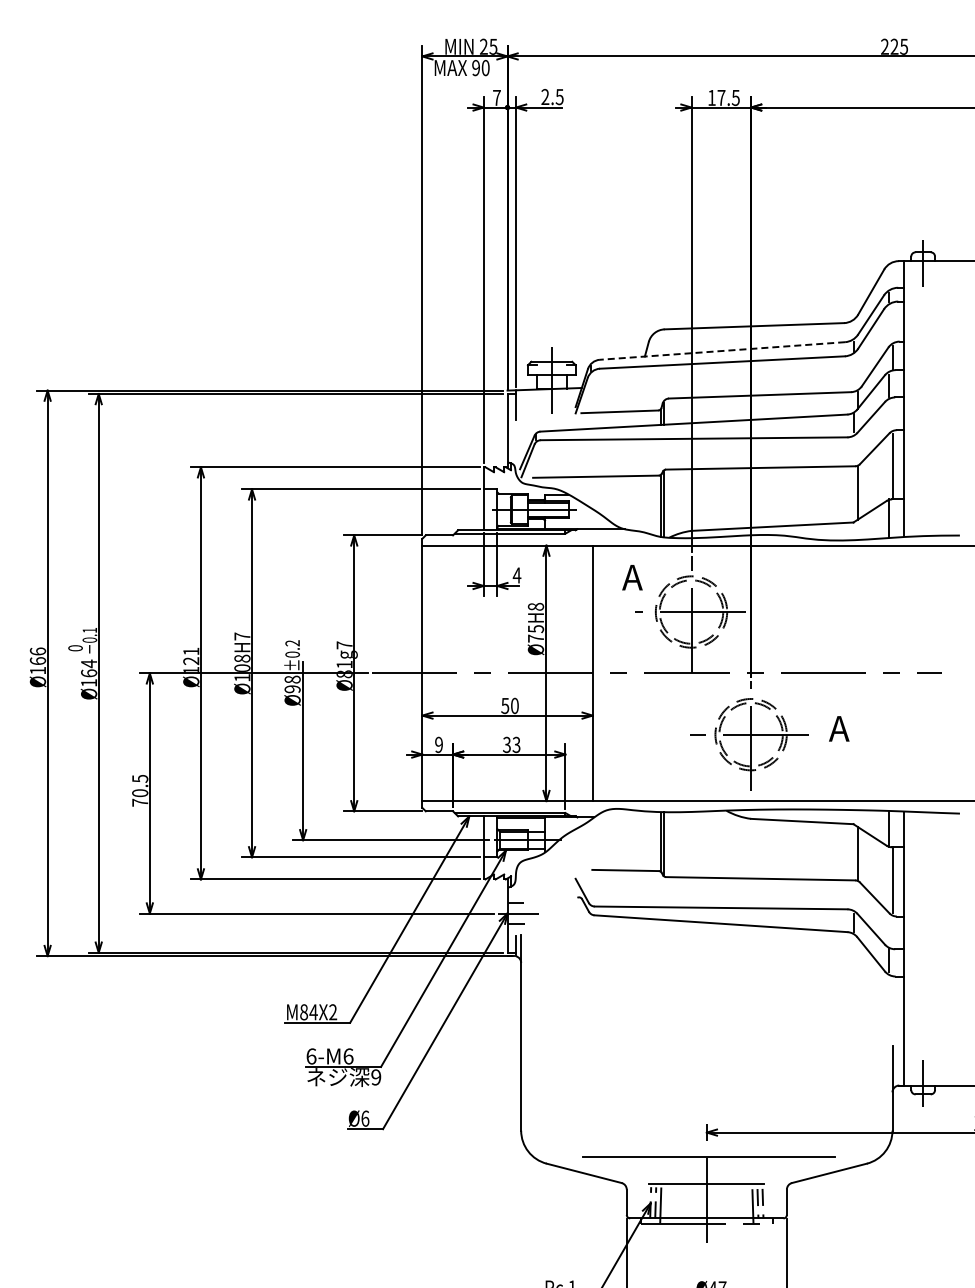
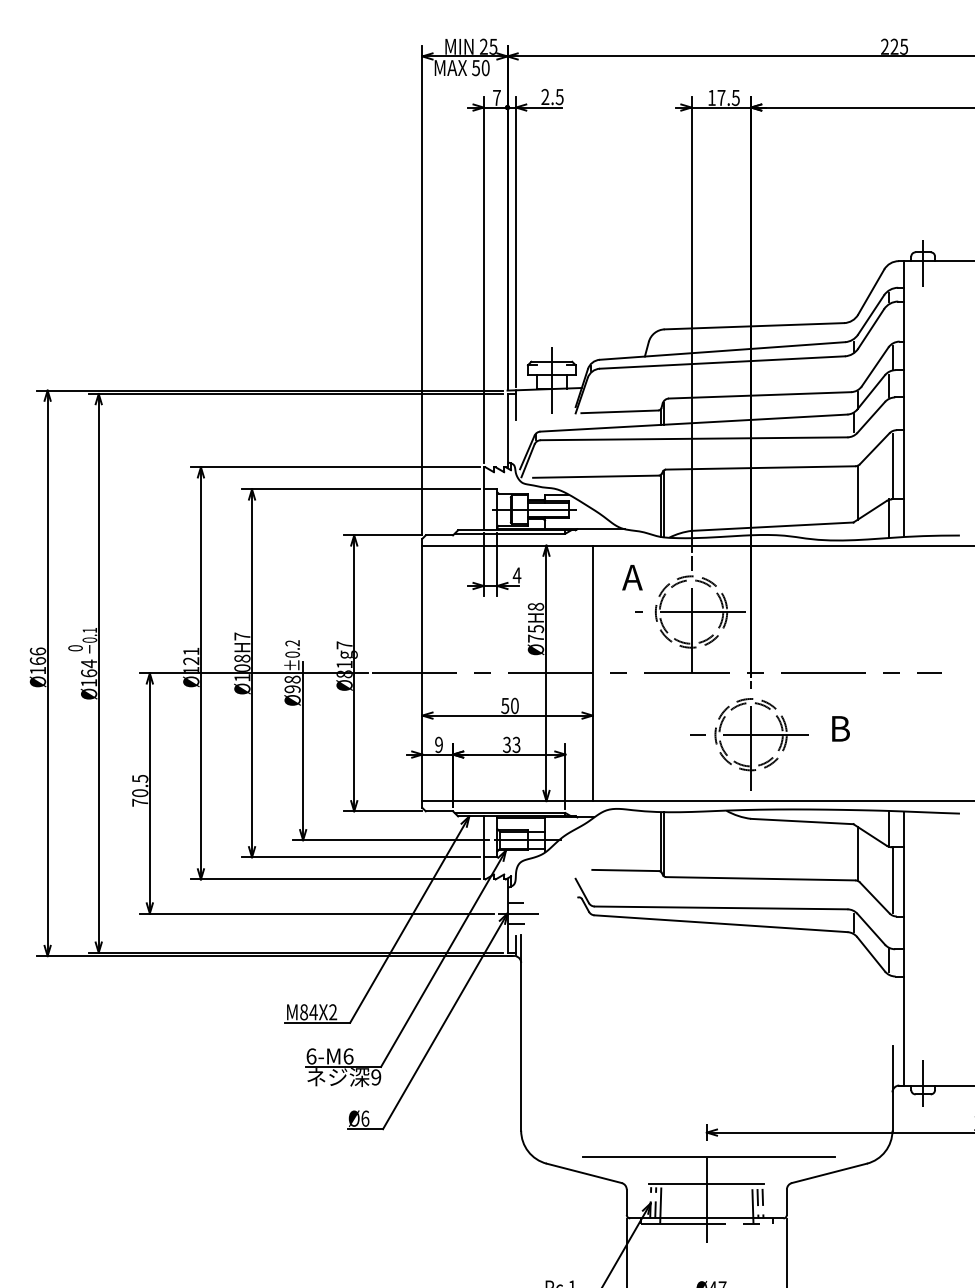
text: 90 -> 50 (475, 68)
line: dashed -> solid (722, 350)
text: A -> B (839, 728)
